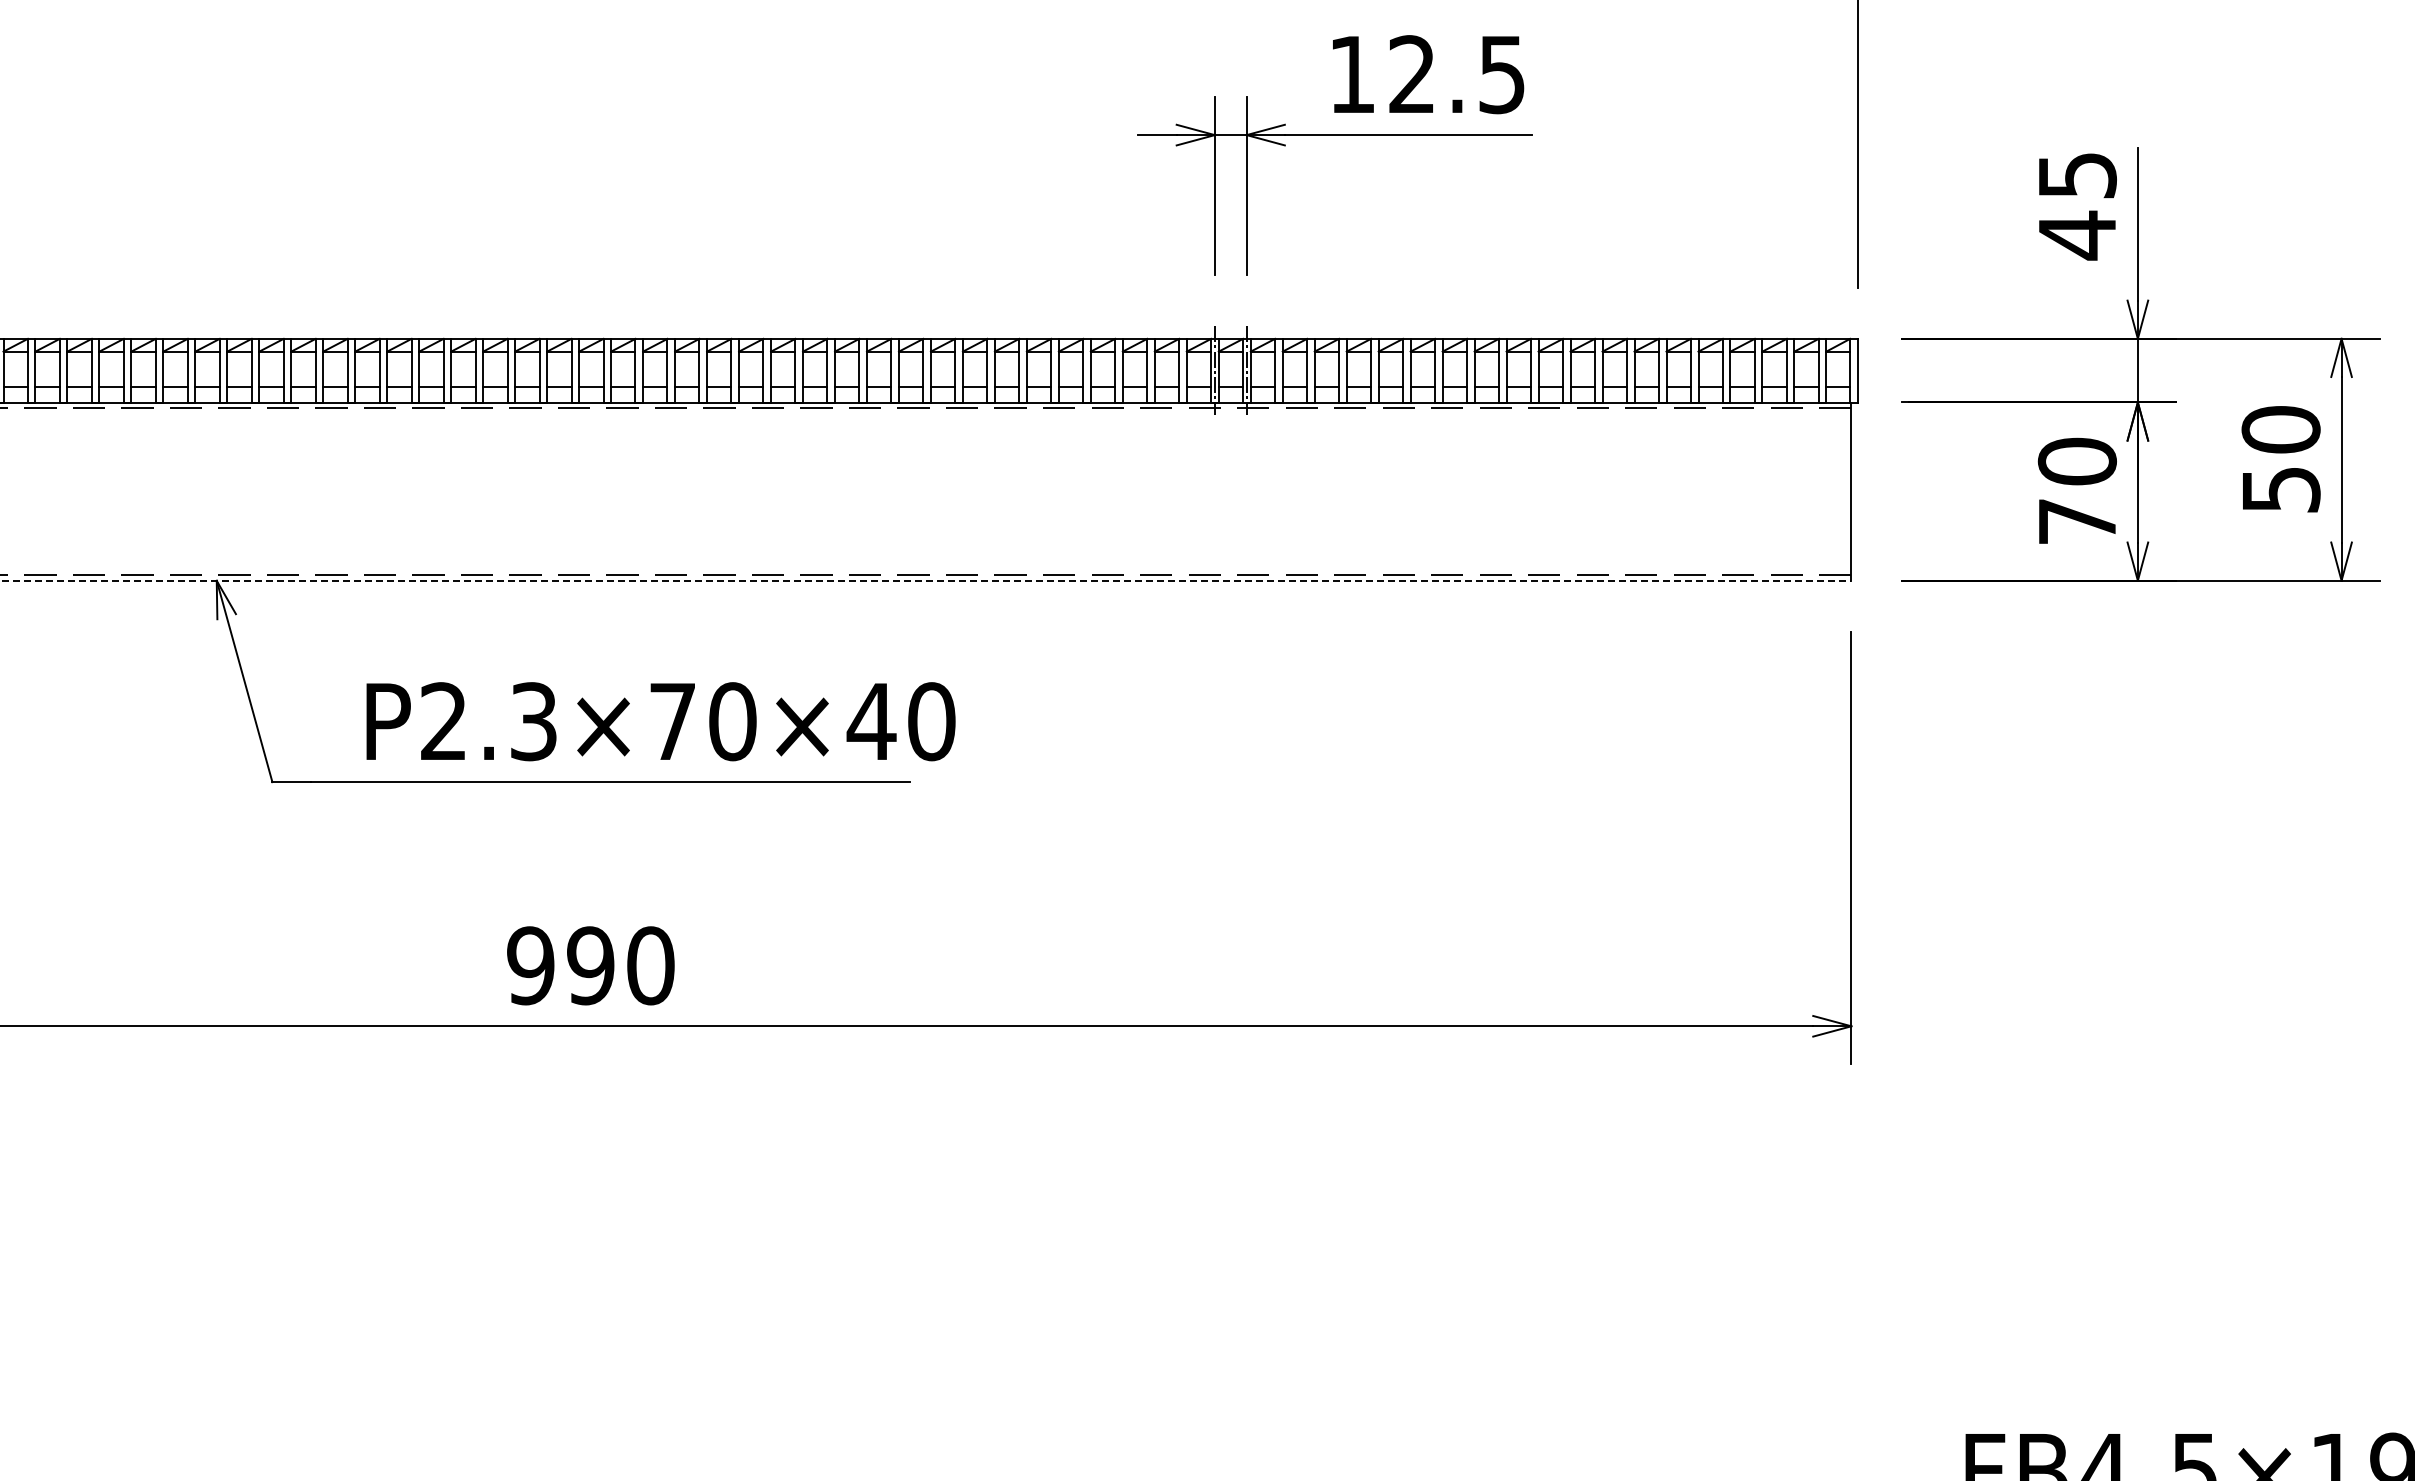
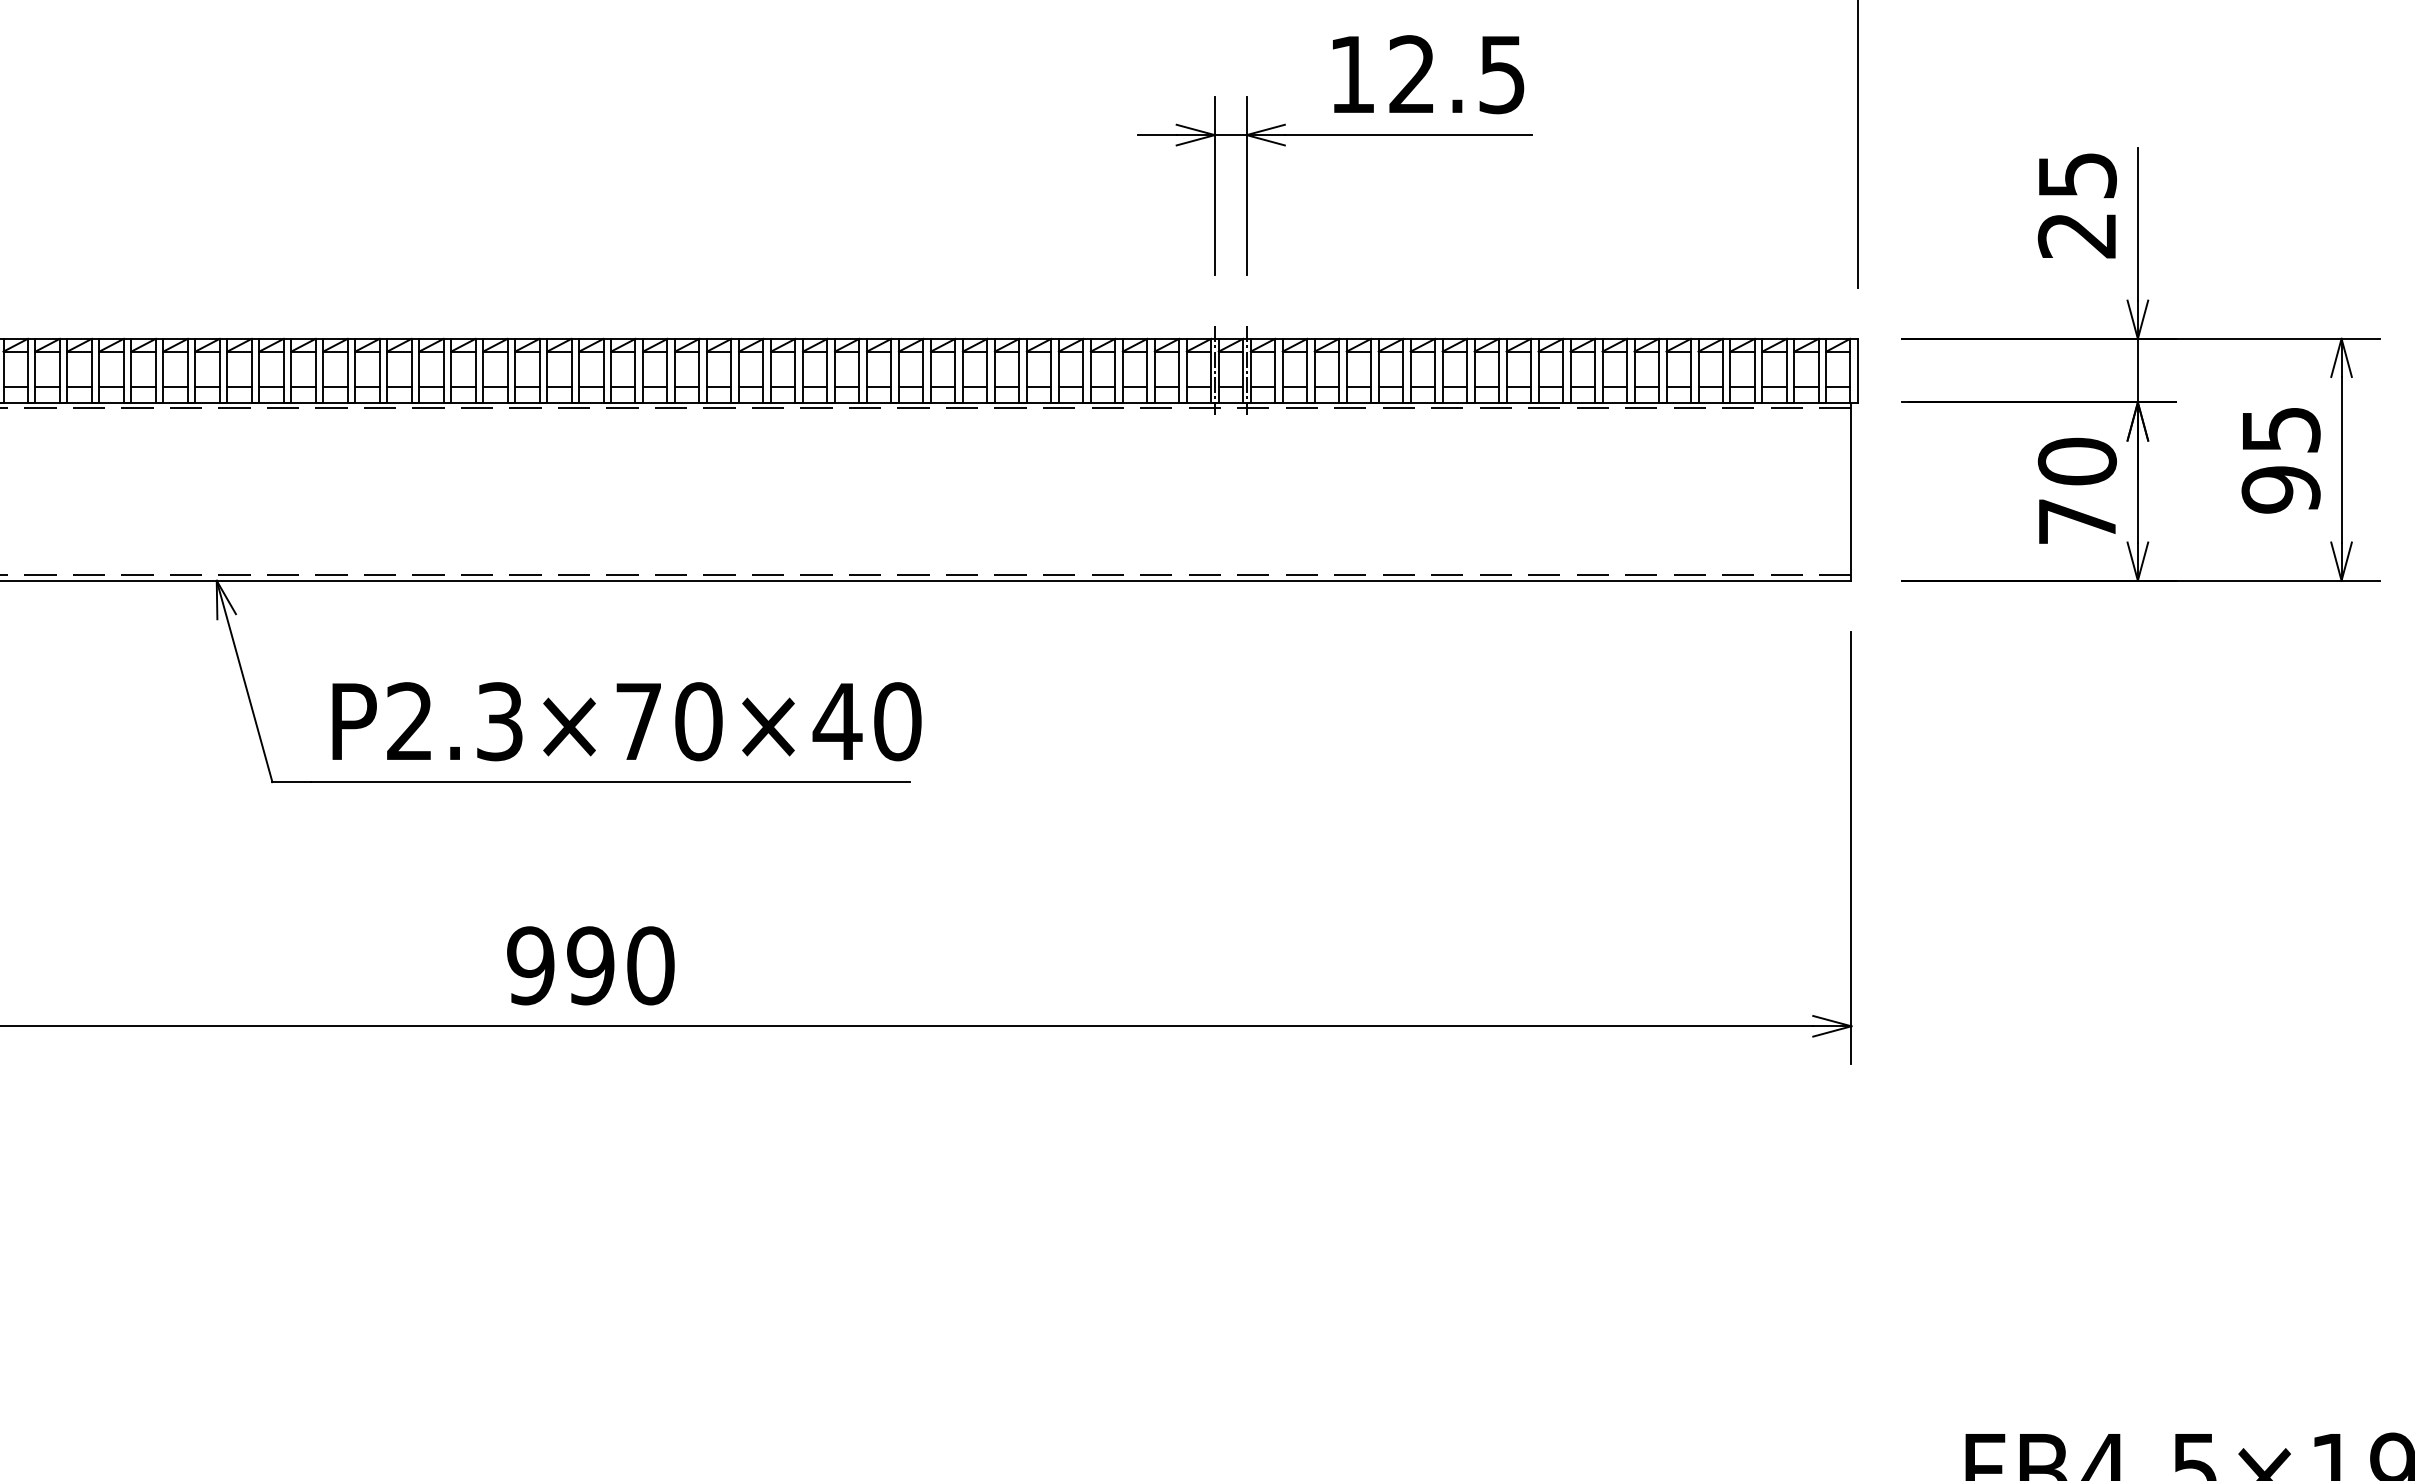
text: 45 -> 25 (2076, 235)
text: 50 -> 95 (2280, 459)
line: dashed -> solid (926, 580)
text position: (660, 721) -> (626, 721) (626, 721)
